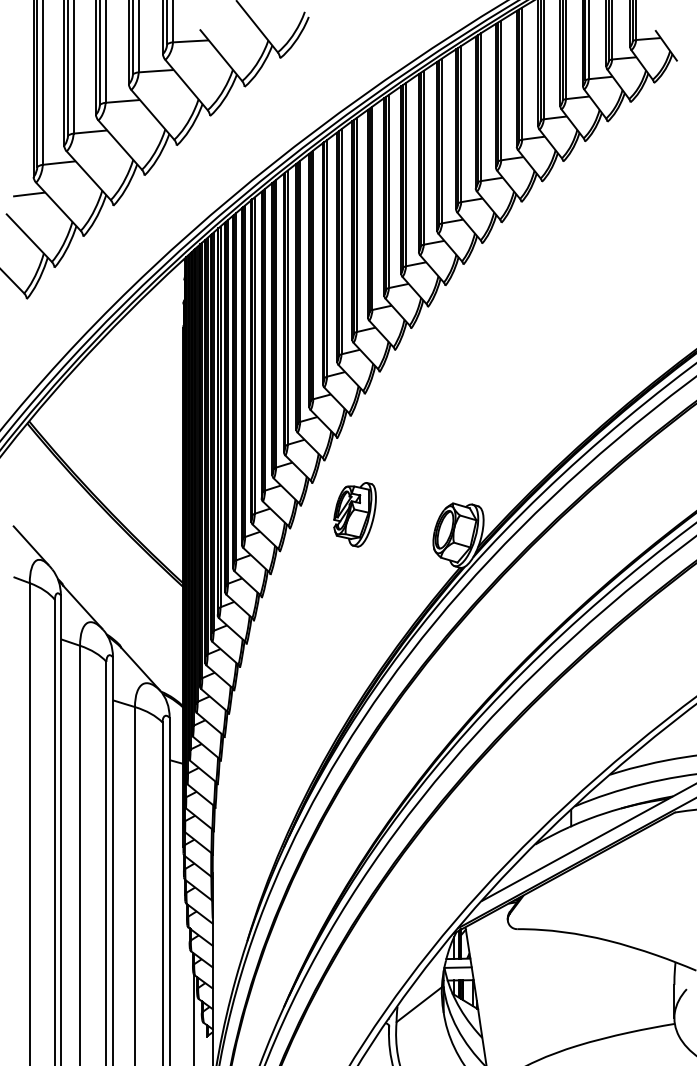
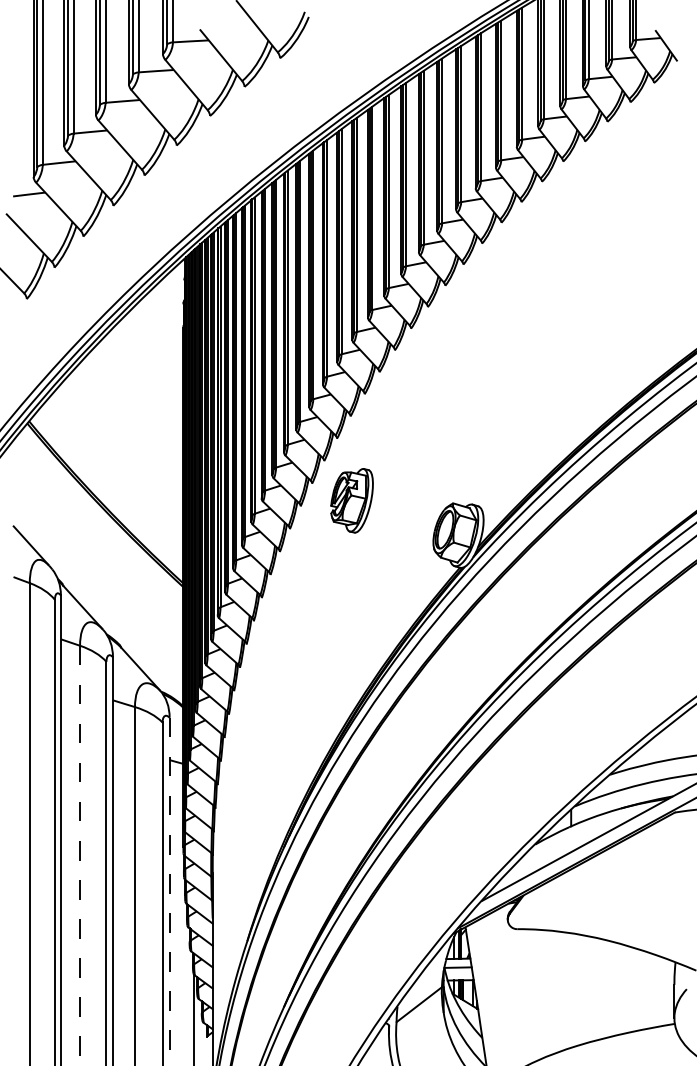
part position: (354, 514) -> (351, 500) (351, 500)
line: solid -> dashed (80, 855)
line: solid -> dashed (169, 891)
